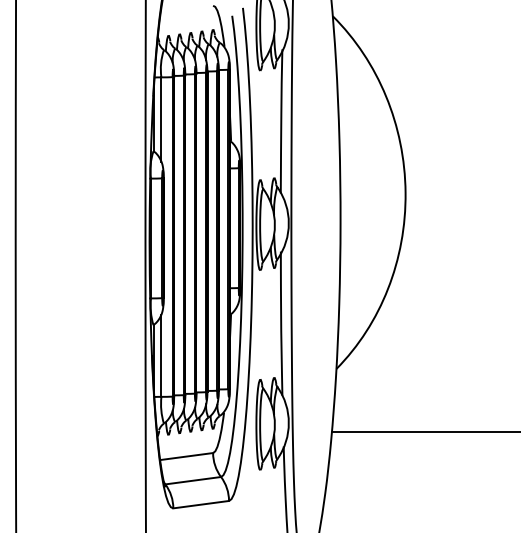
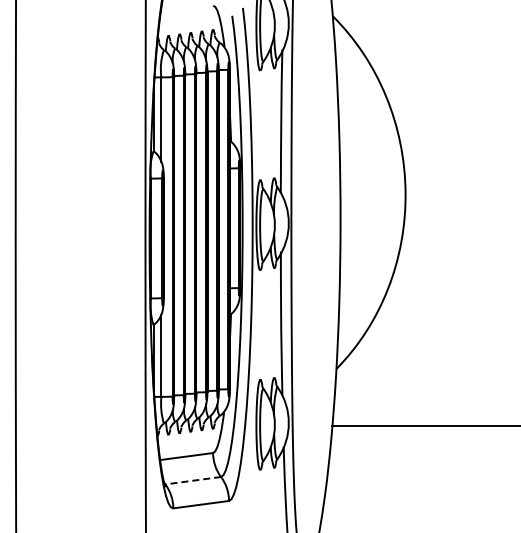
line position: (424, 432) -> (424, 426) (424, 426)
line: solid -> dashed (192, 480)
